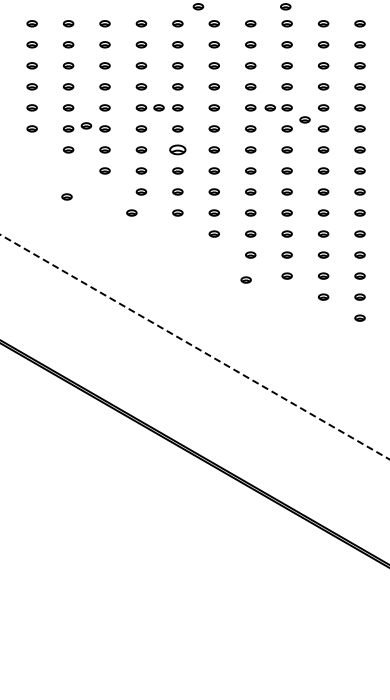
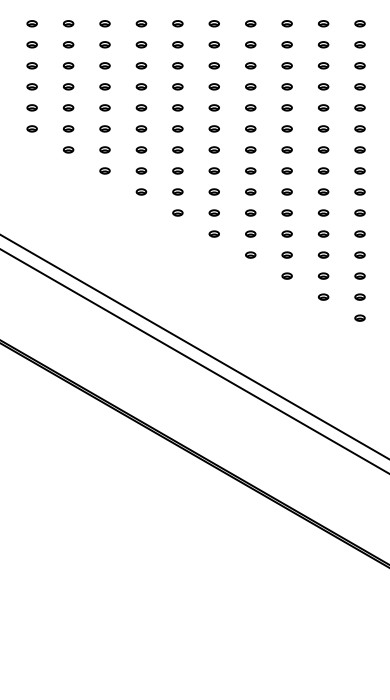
part: present -> none (198, 6)
part: present -> none (285, 6)
part: present -> none (158, 107)
part: present -> none (269, 107)
part: present -> none (304, 119)
part: present -> none (86, 125)
part size: 18x12 px -> 12x8 px (177, 149)
part: present -> none (66, 196)
part: present -> none (131, 212)
part: present -> none (245, 279)
line: dashed -> solid (195, 347)
line: none -> present (194, 361)
